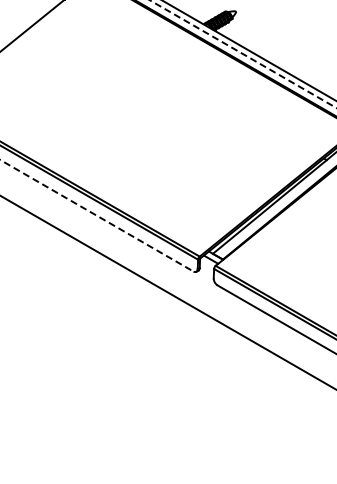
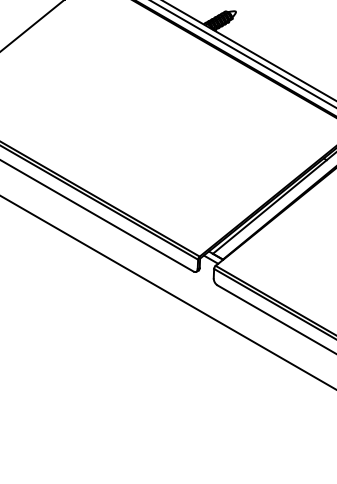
line: dashed -> solid (242, 53)
line: dashed -> solid (97, 216)
